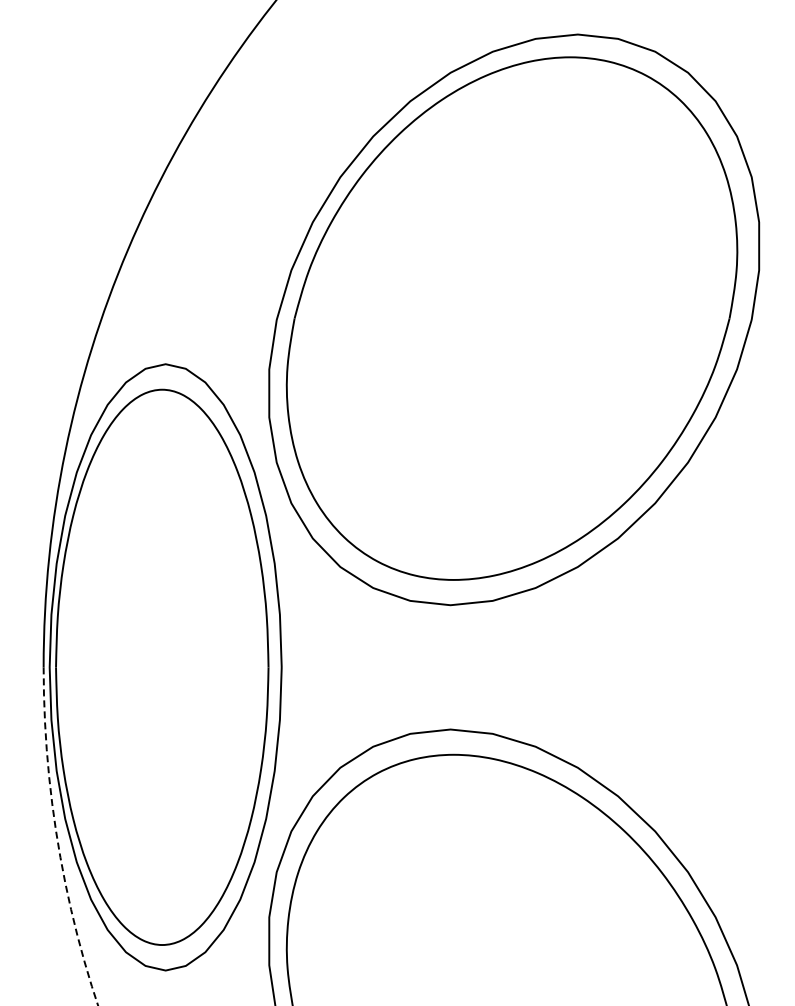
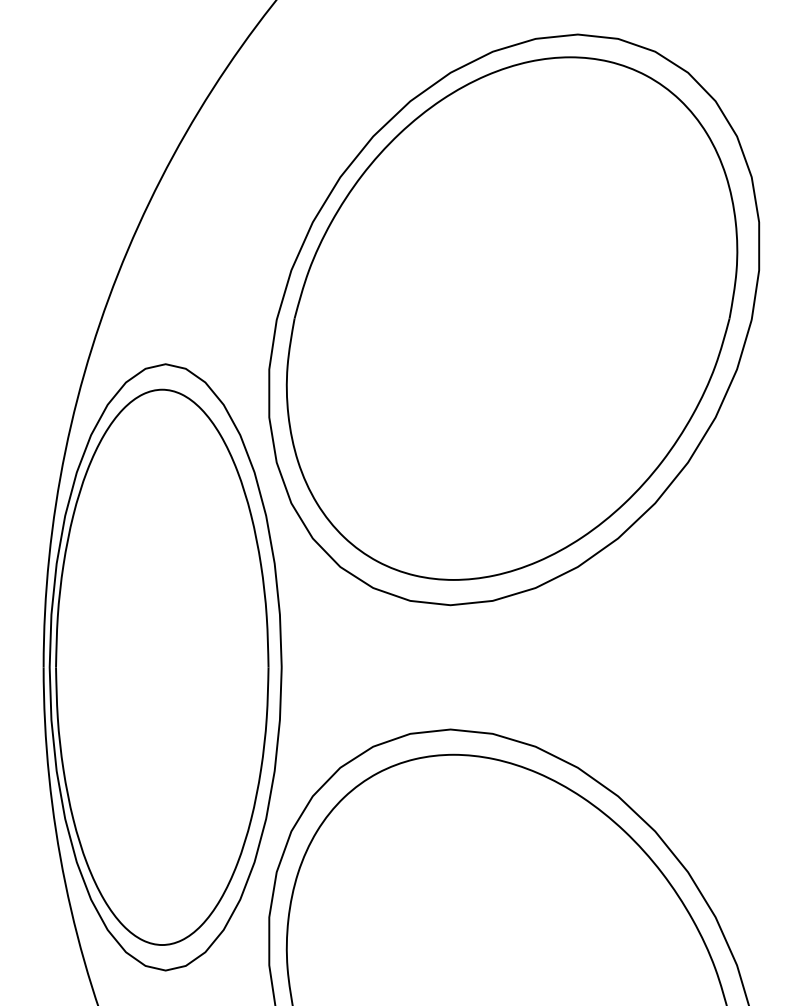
arc: dashed -> solid (57, 838)
